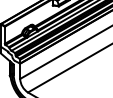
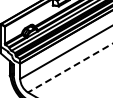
line: solid -> dashed (70, 68)
